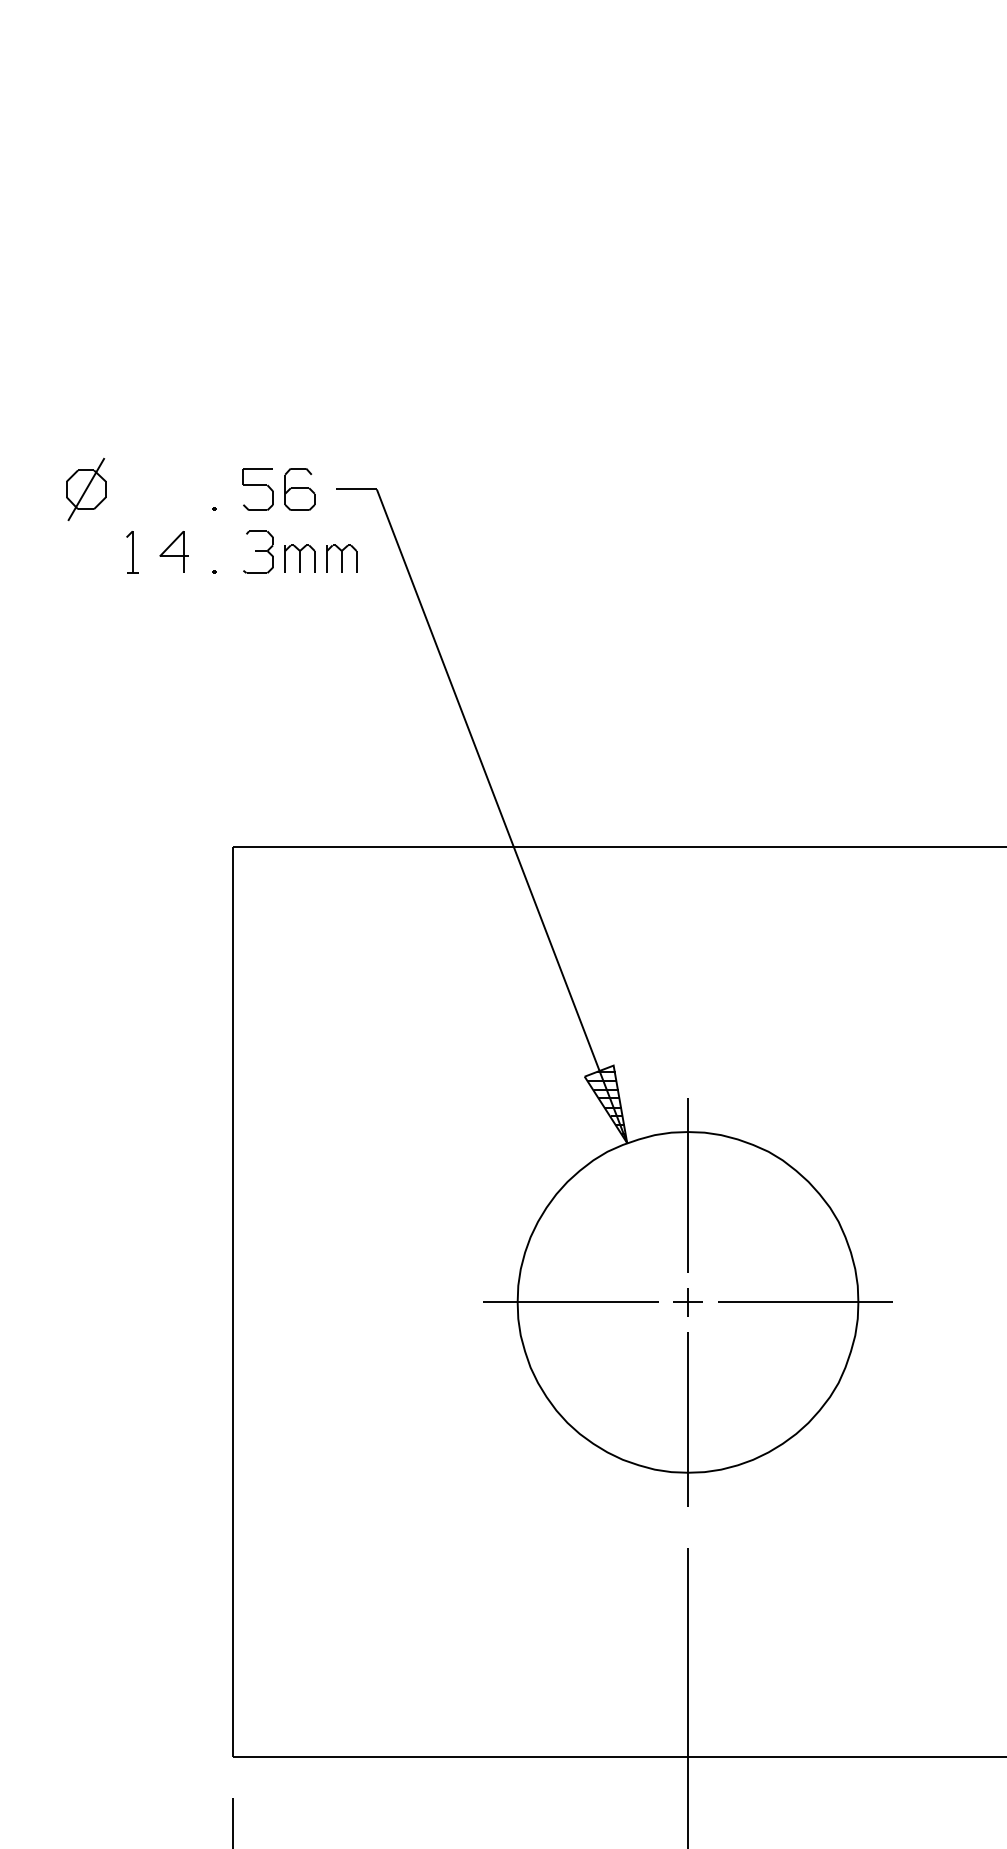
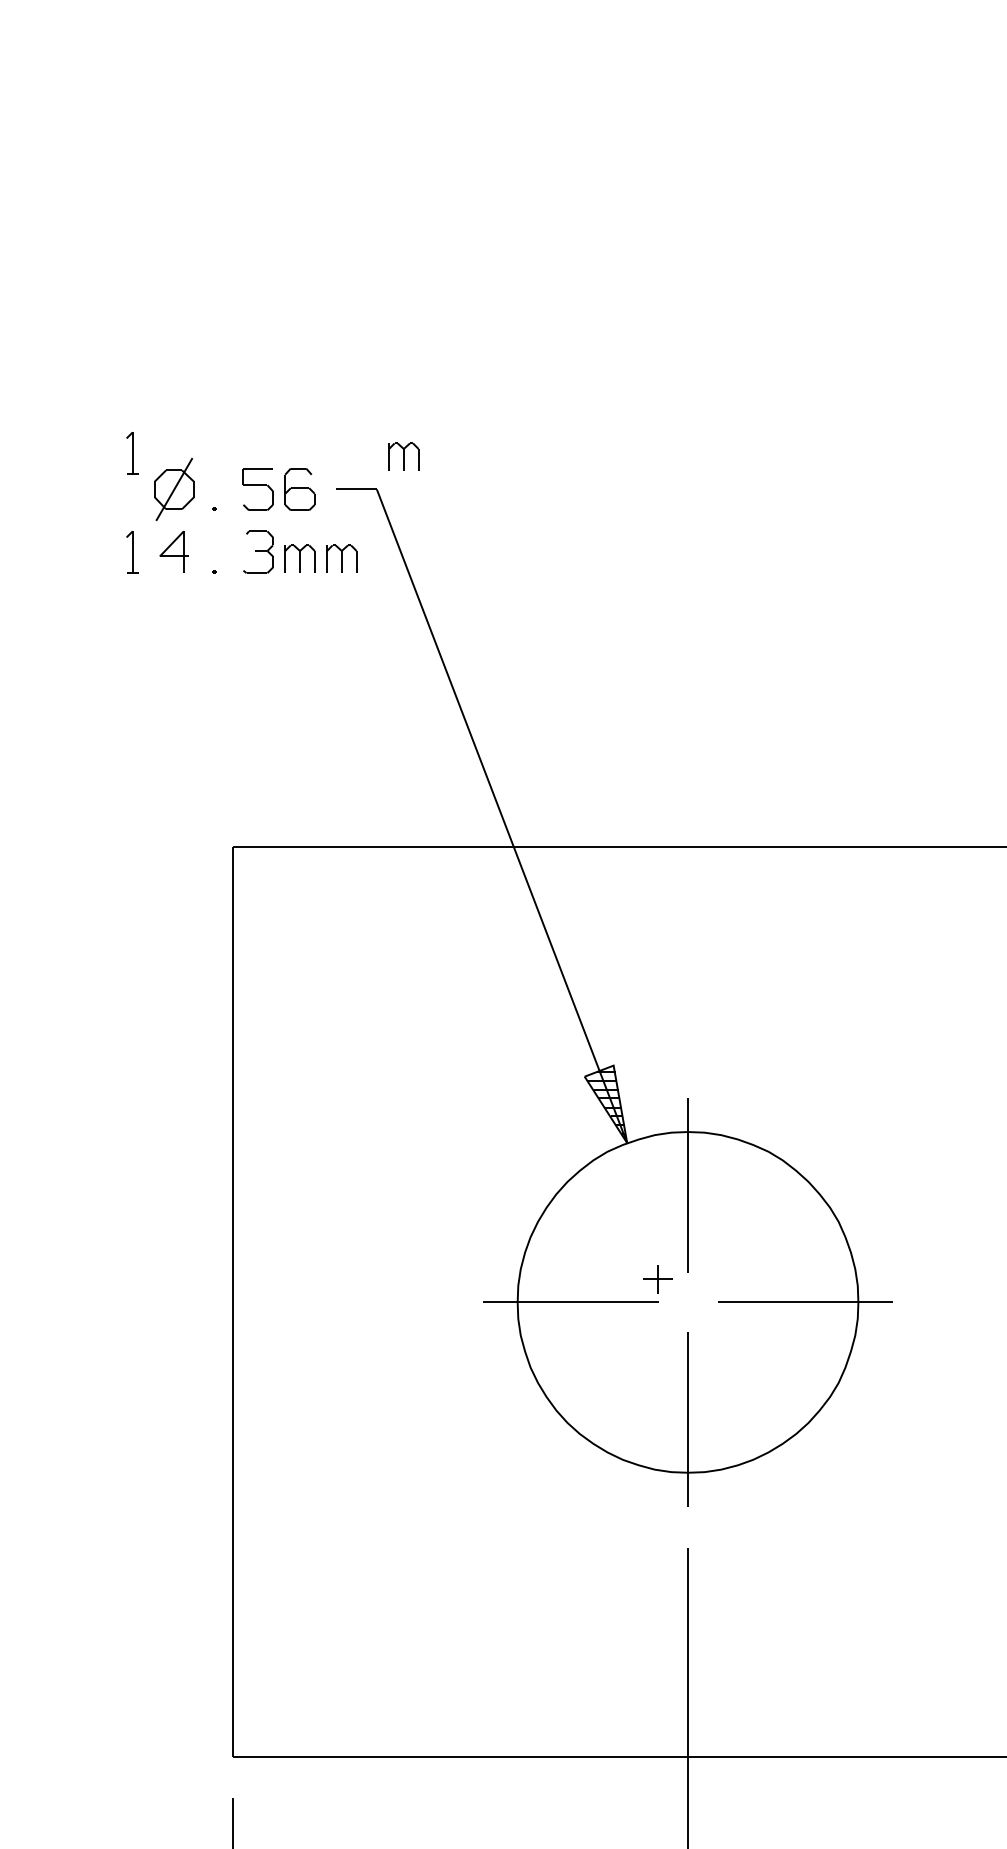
part: none -> present (132, 453)
part: none -> present (403, 456)
part position: (86, 488) -> (174, 488) (174, 488)
part position: (687, 1302) -> (657, 1279) (657, 1279)
